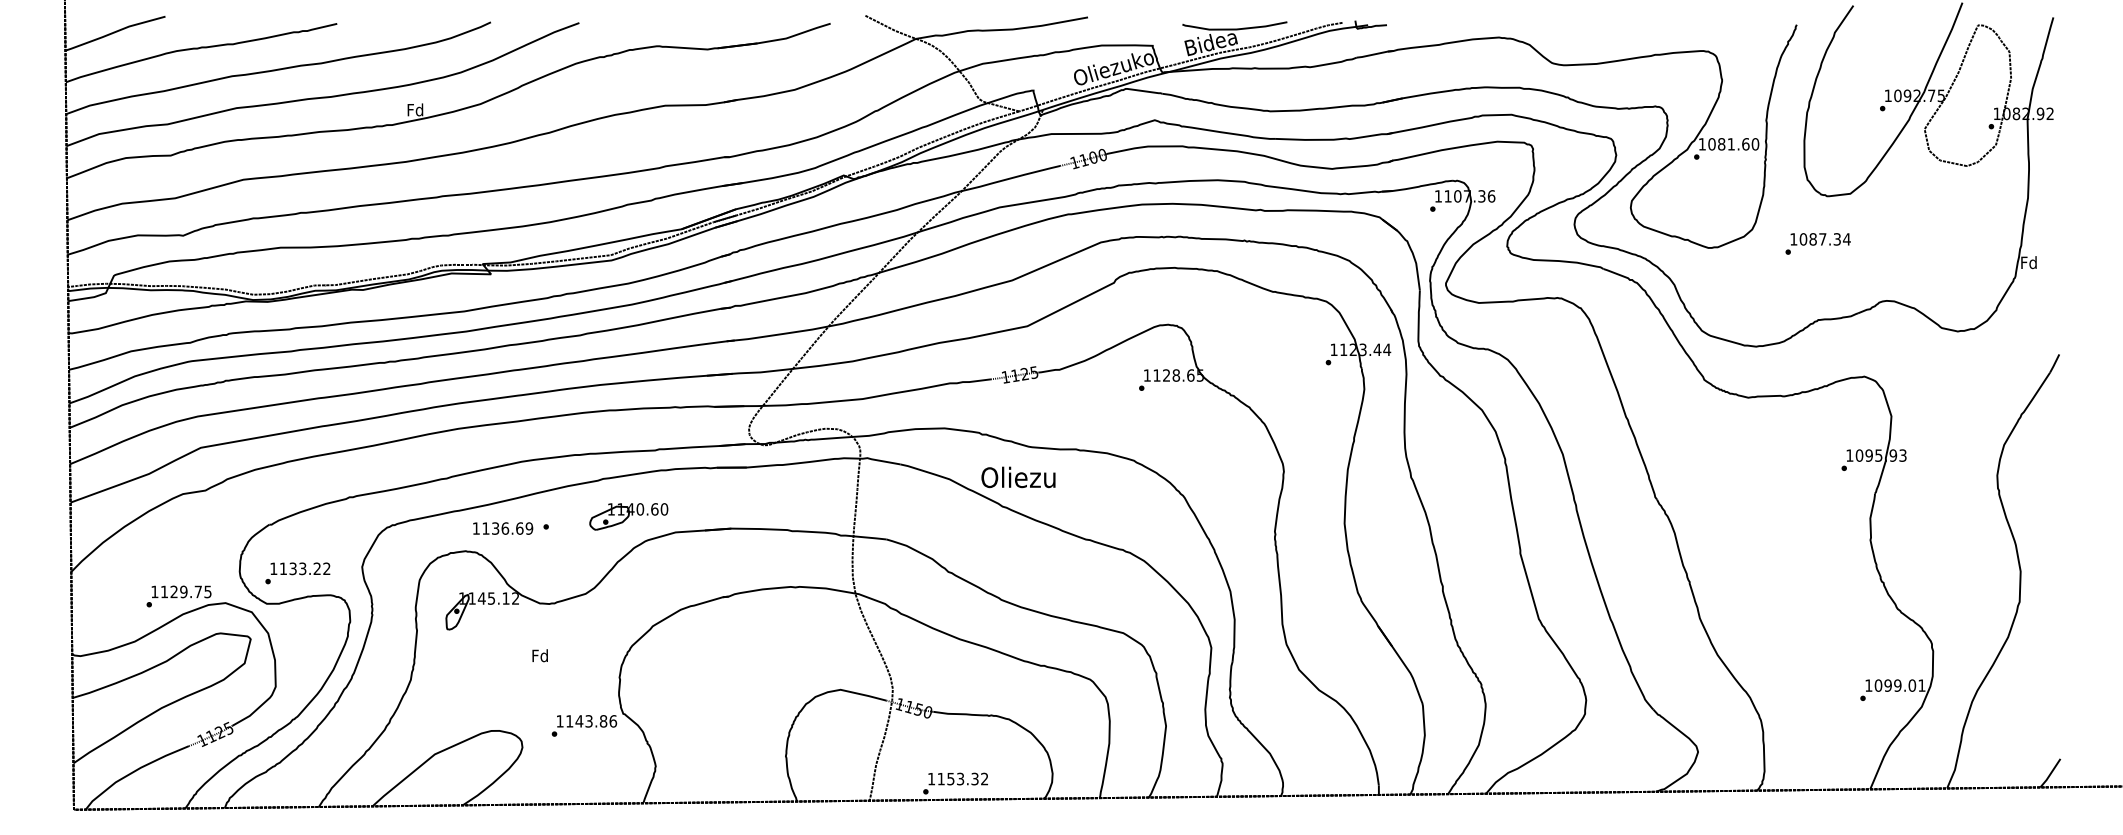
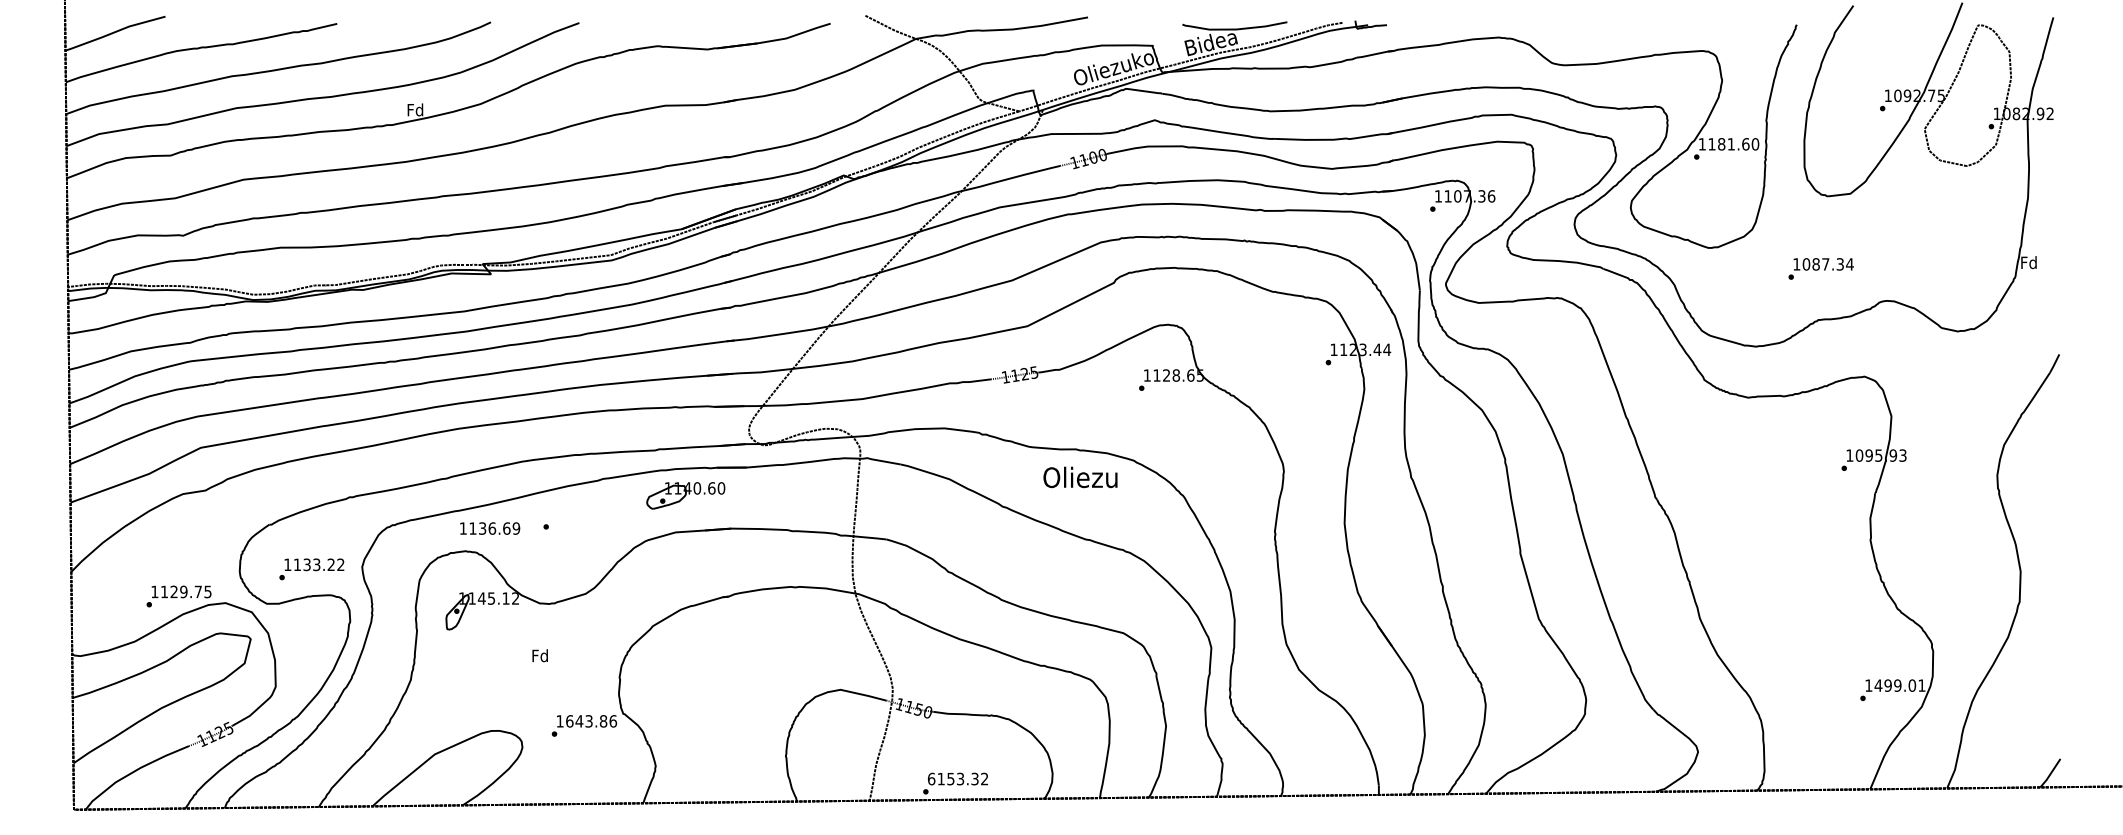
text: 1081.60 -> 1181.60 (1711, 144)
text position: (1817, 243) -> (1820, 268) (1820, 268)
text position: (1018, 477) -> (1080, 477) (1080, 477)
part position: (628, 516) -> (685, 495) (685, 495)
text position: (503, 528) -> (490, 528) (490, 528)
text position: (297, 573) -> (311, 569) (311, 569)
text: 1099.01 -> 1499.01 (1878, 685)
text: 1143.86 -> 1643.86 (569, 721)
text: 1153.32 -> 6153.32 (931, 778)
